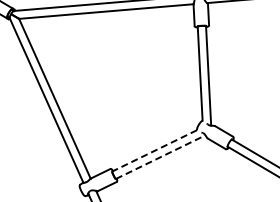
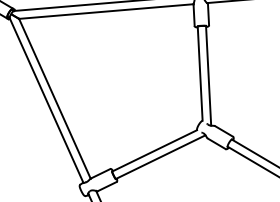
line: dashed -> solid (154, 151)
line: dashed -> solid (160, 157)
